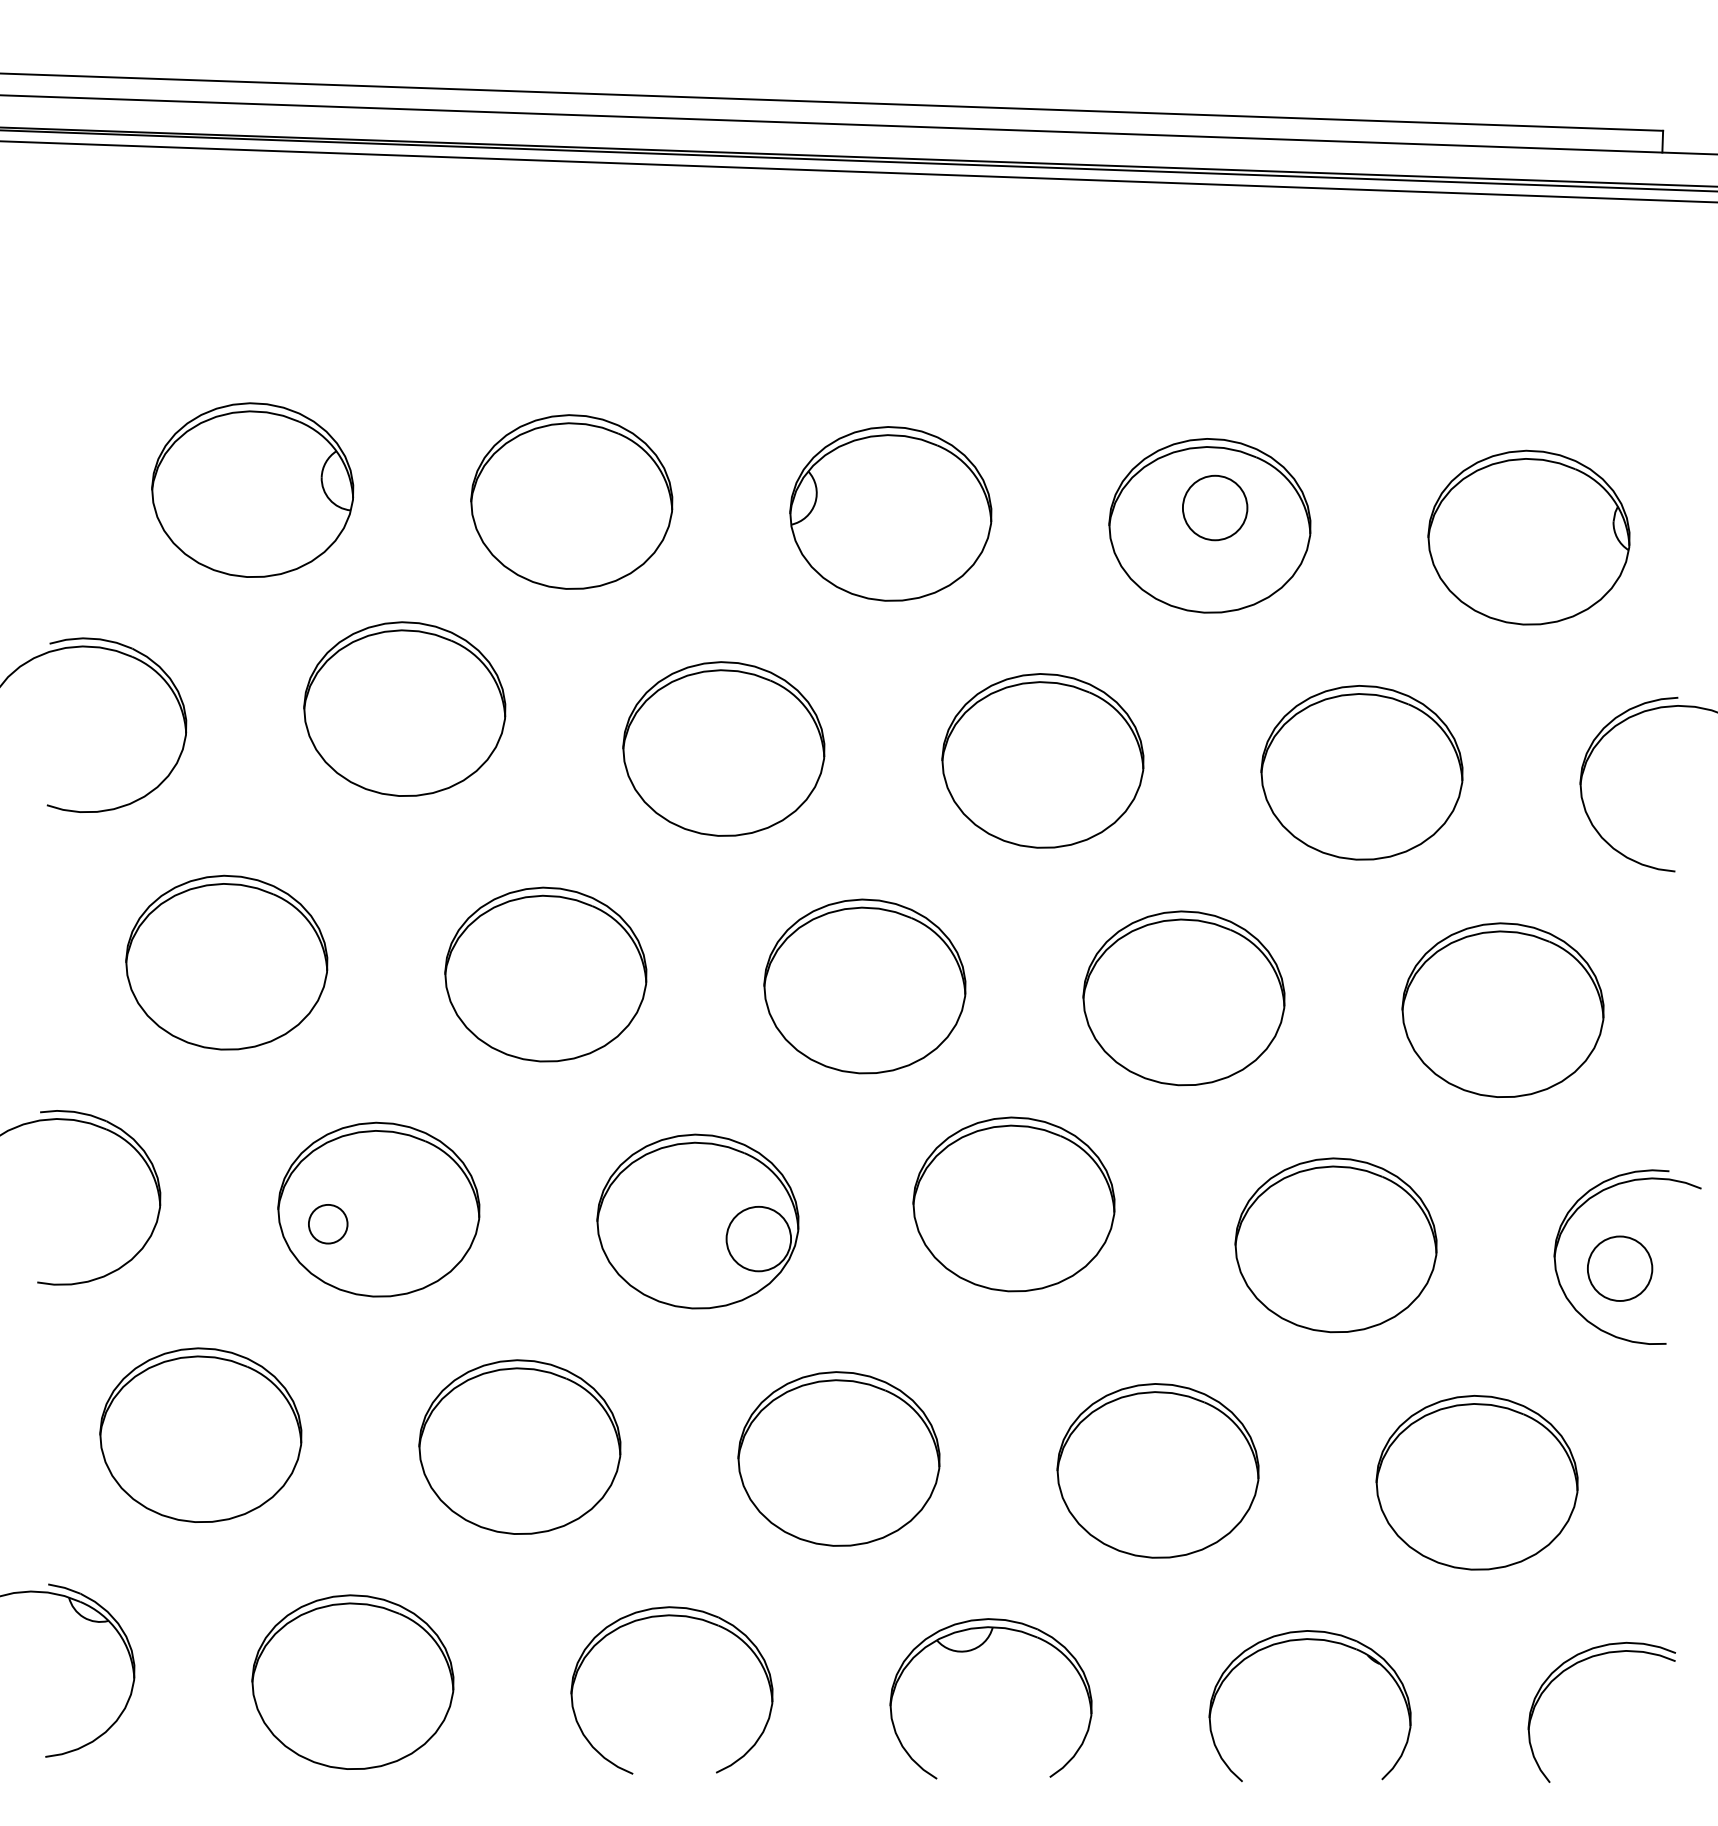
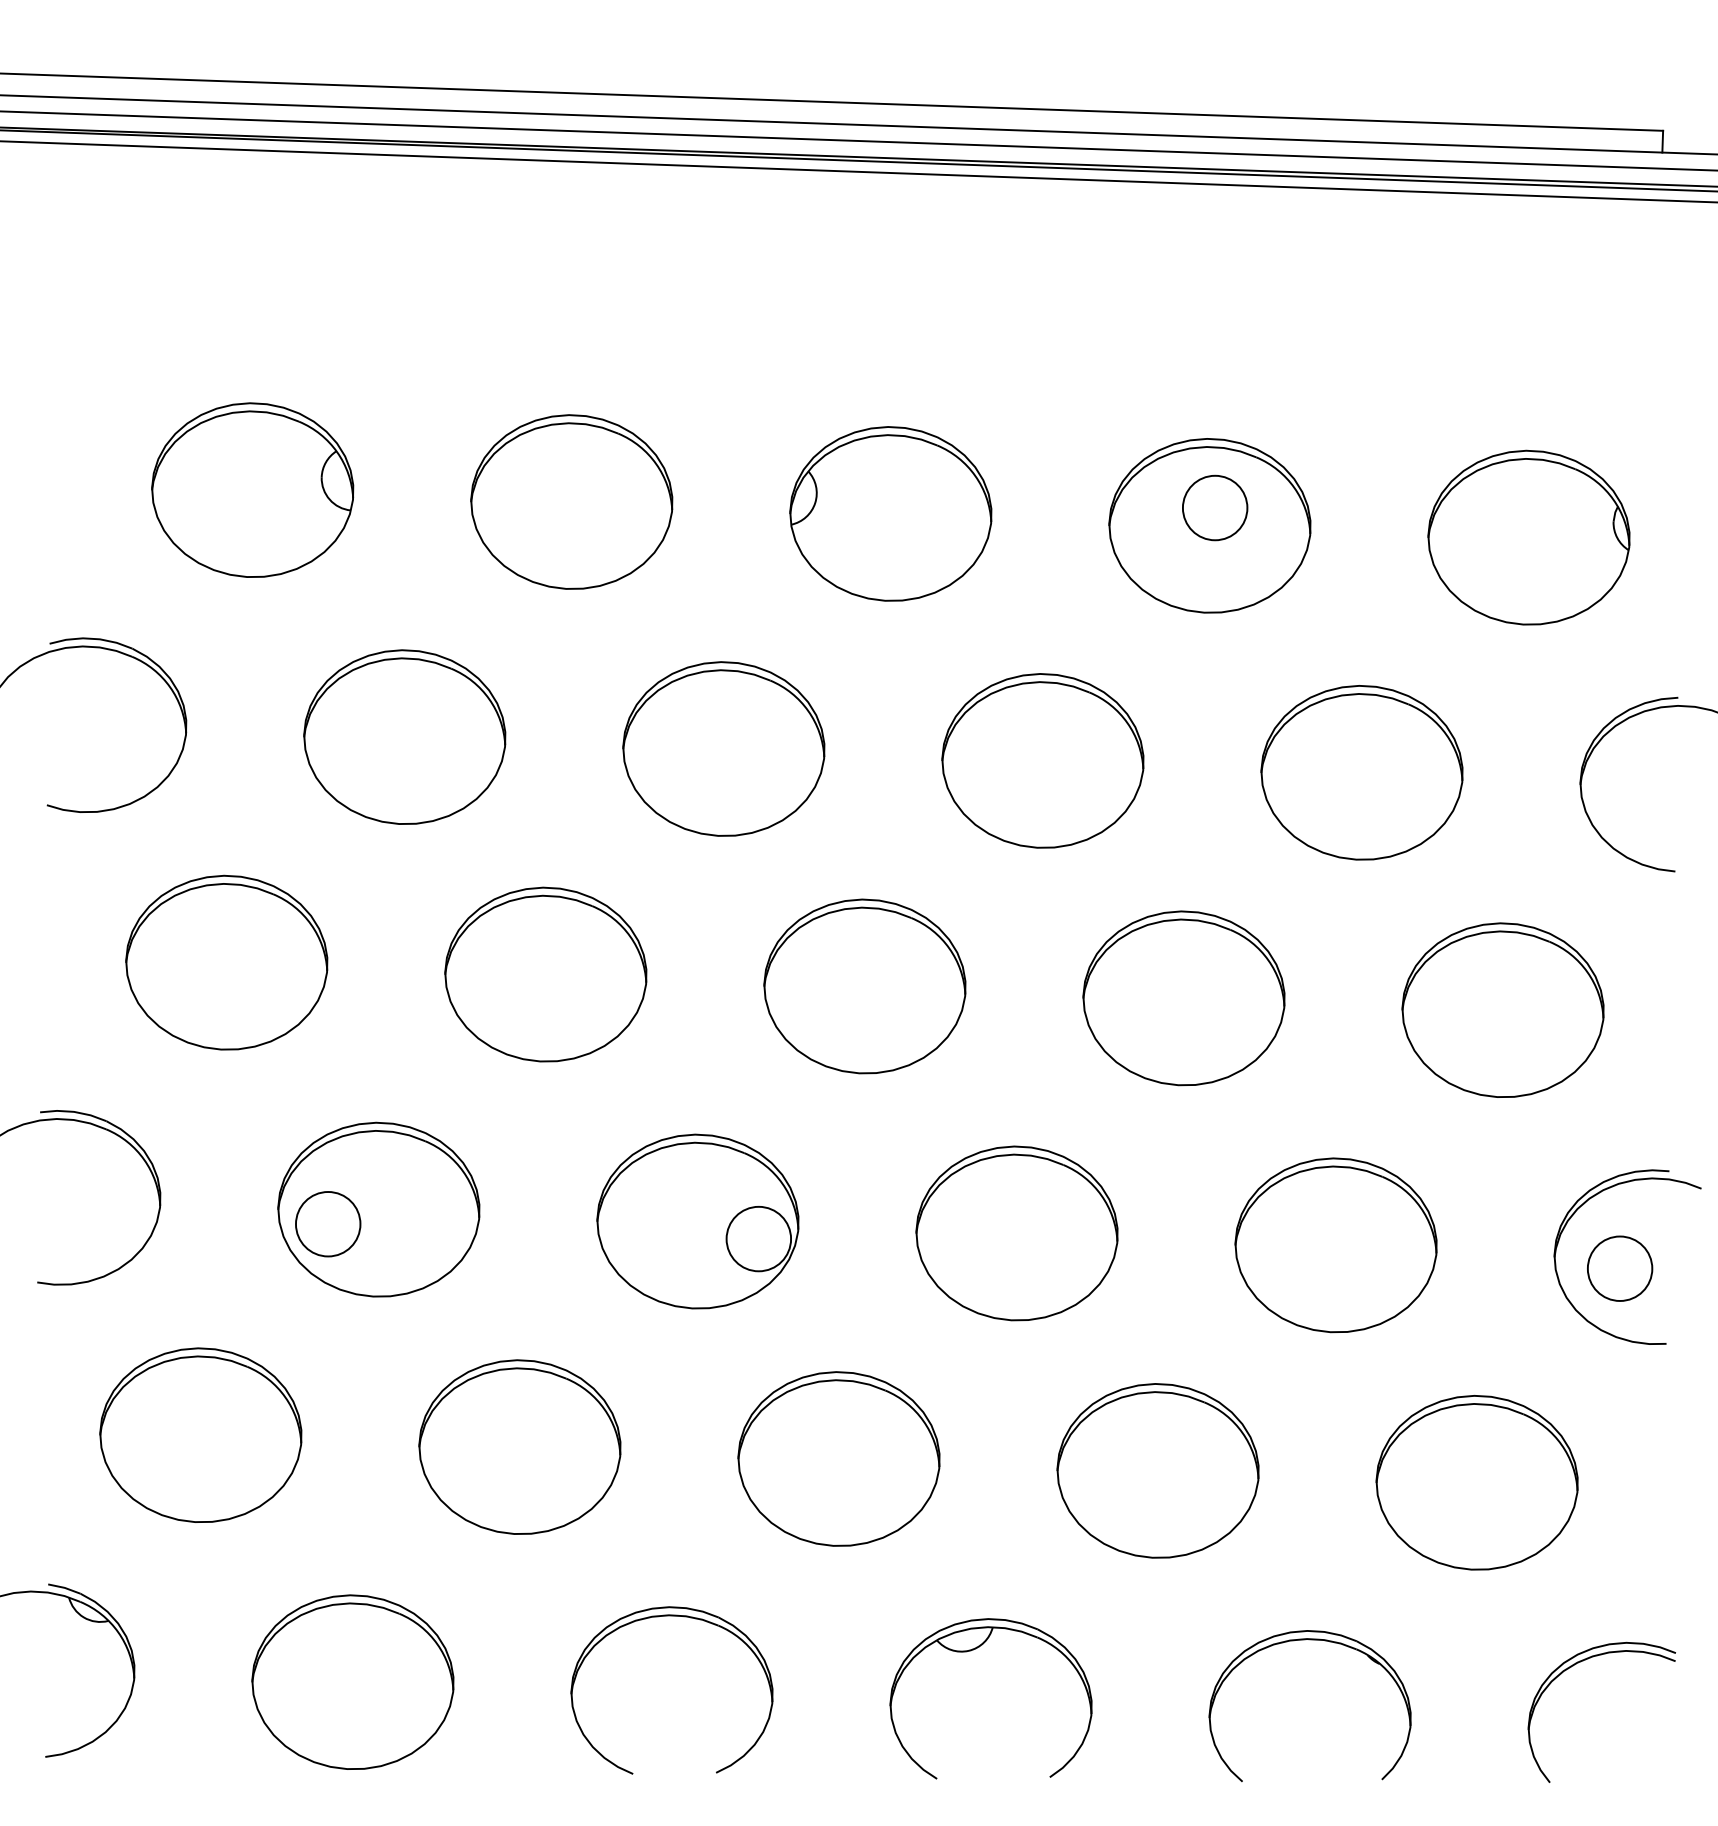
line: none -> present (858, 140)
part position: (404, 708) -> (404, 736) (404, 736)
part position: (1013, 1204) -> (1016, 1233) (1016, 1233)
circle diameter: 39 px -> 64 px (327, 1224)
